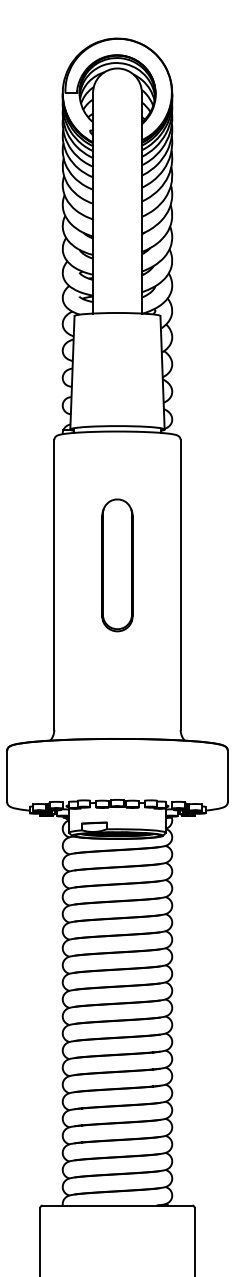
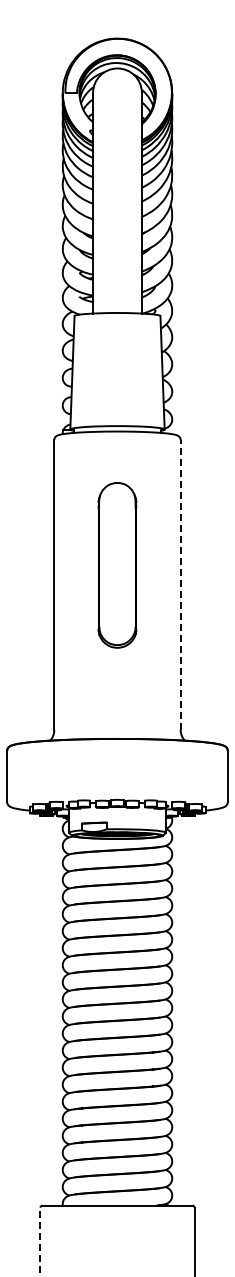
part size: 33x135 px -> 41x167 px (117, 565)
line: solid -> dashed (180, 584)
line: solid -> dashed (40, 1241)
